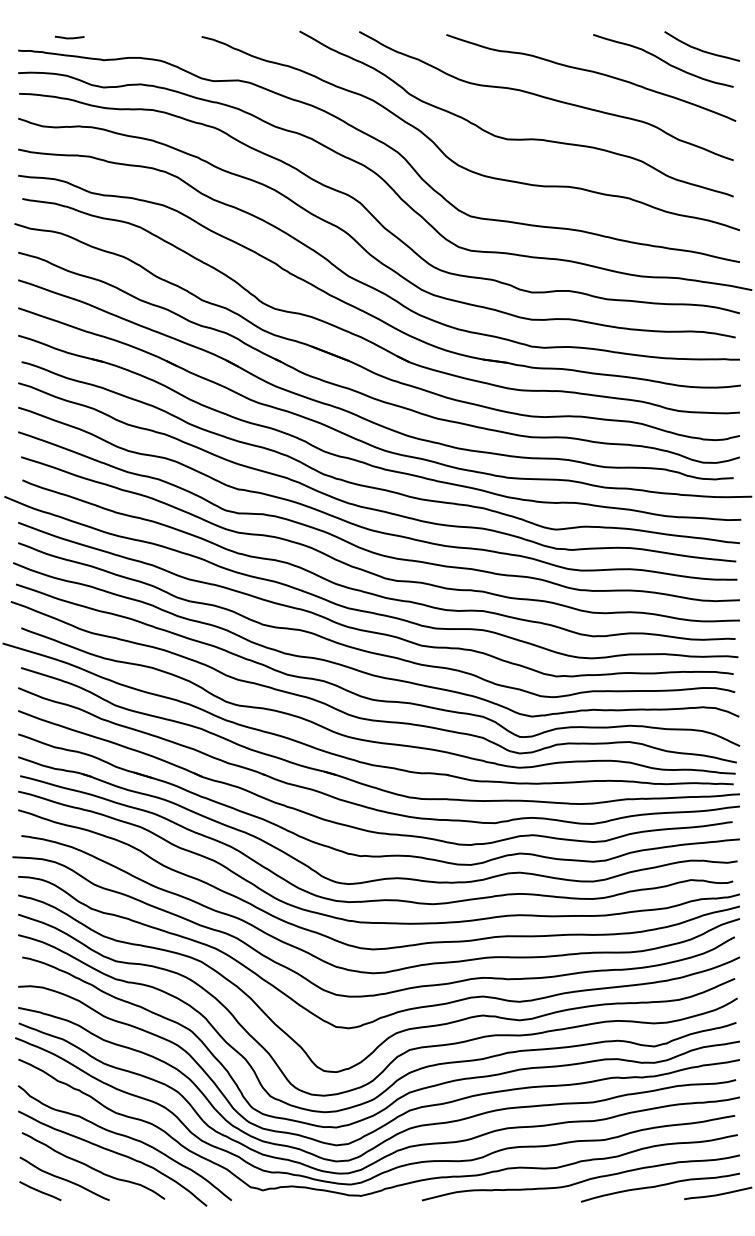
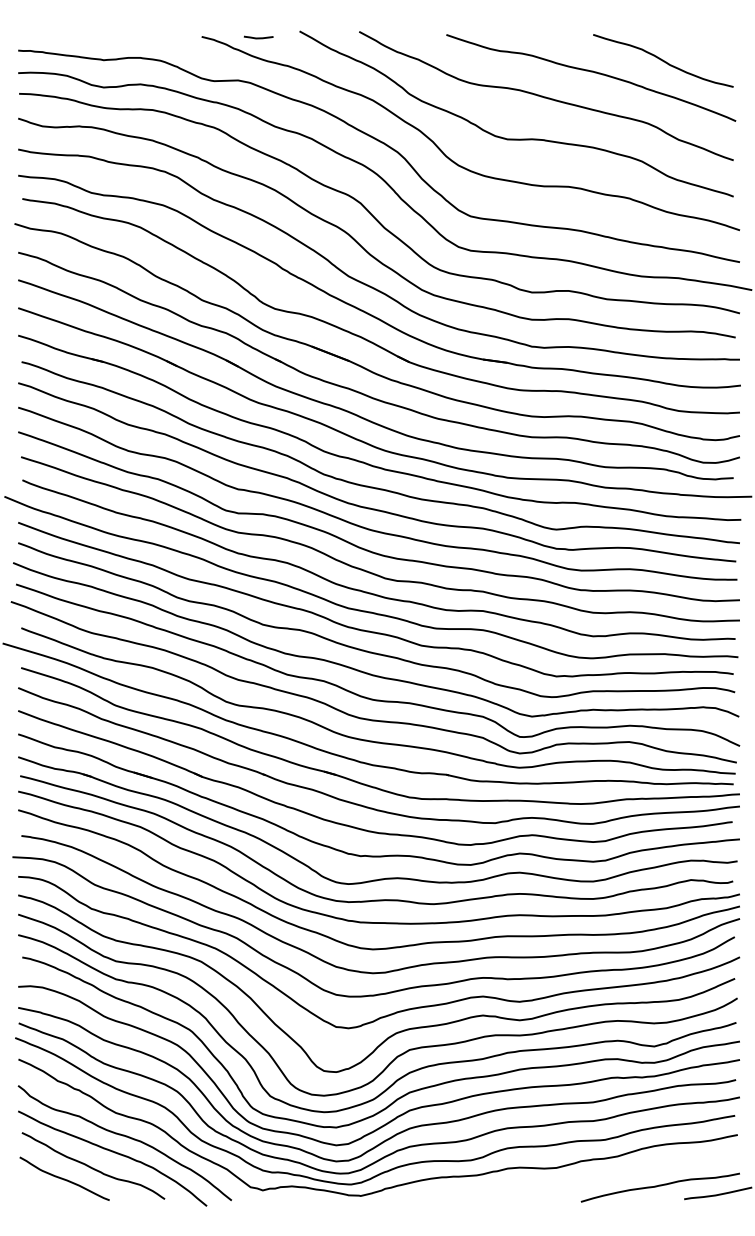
line position: (69, 37) -> (258, 37) (258, 37)
curve: present -> none (701, 49)
curve: present -> none (582, 1180)
line: present -> none (40, 1191)
